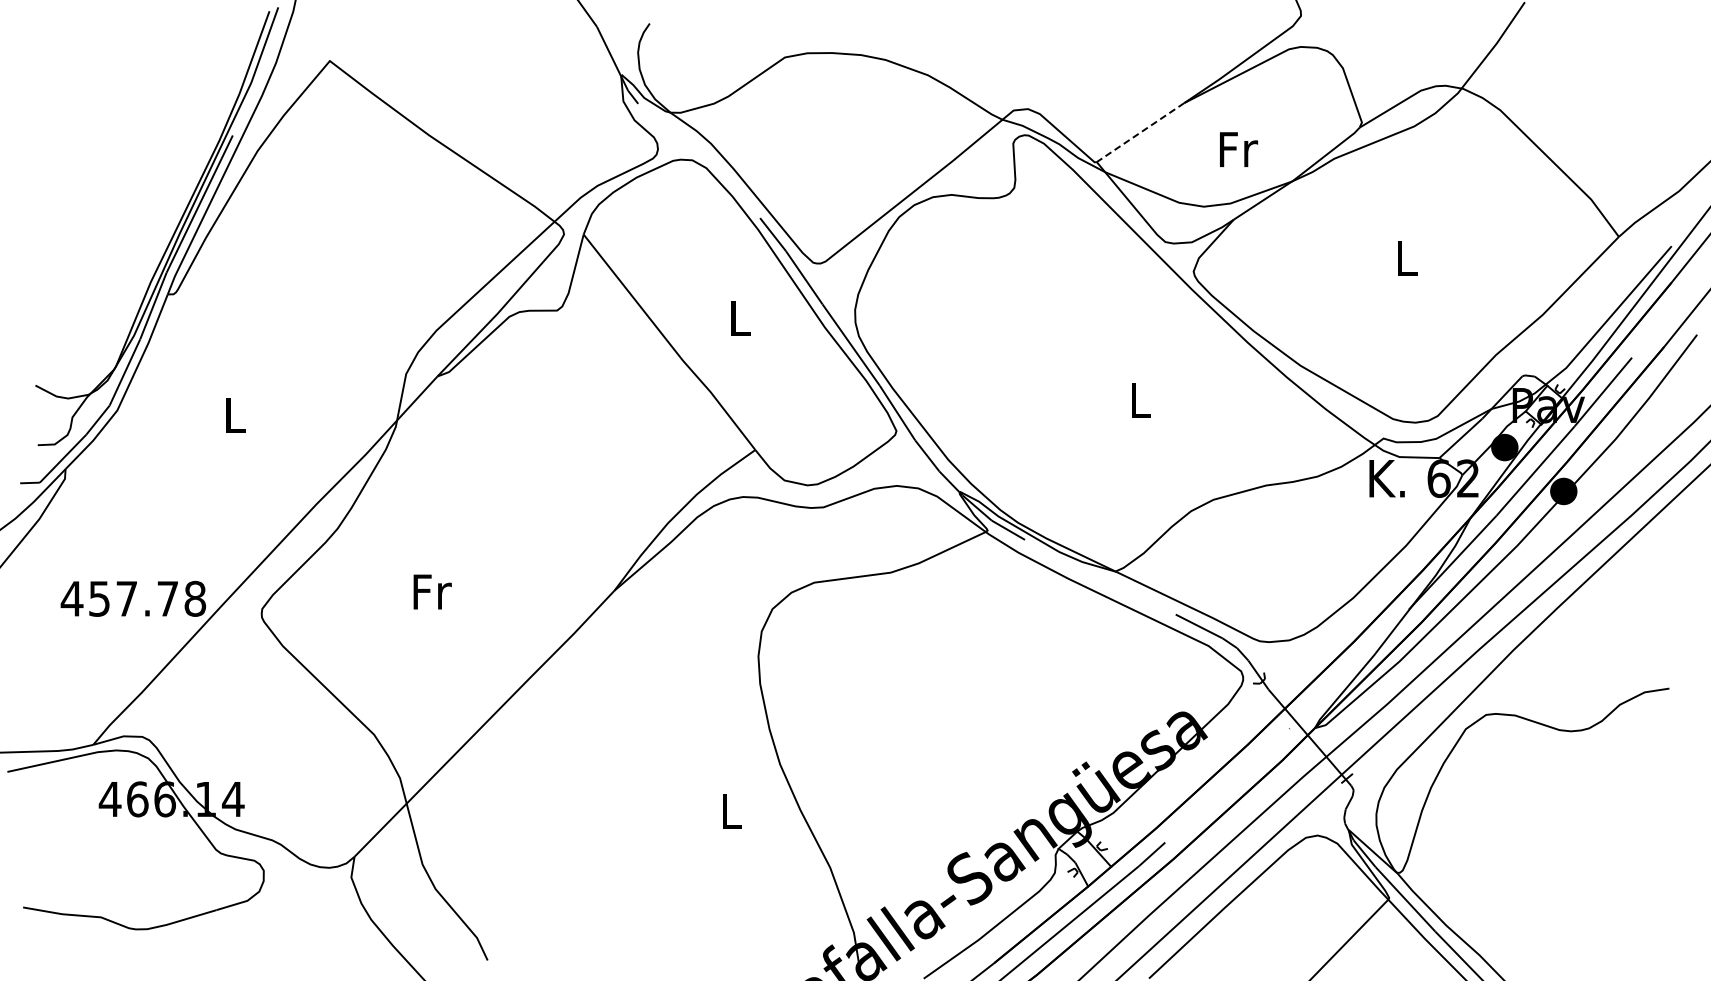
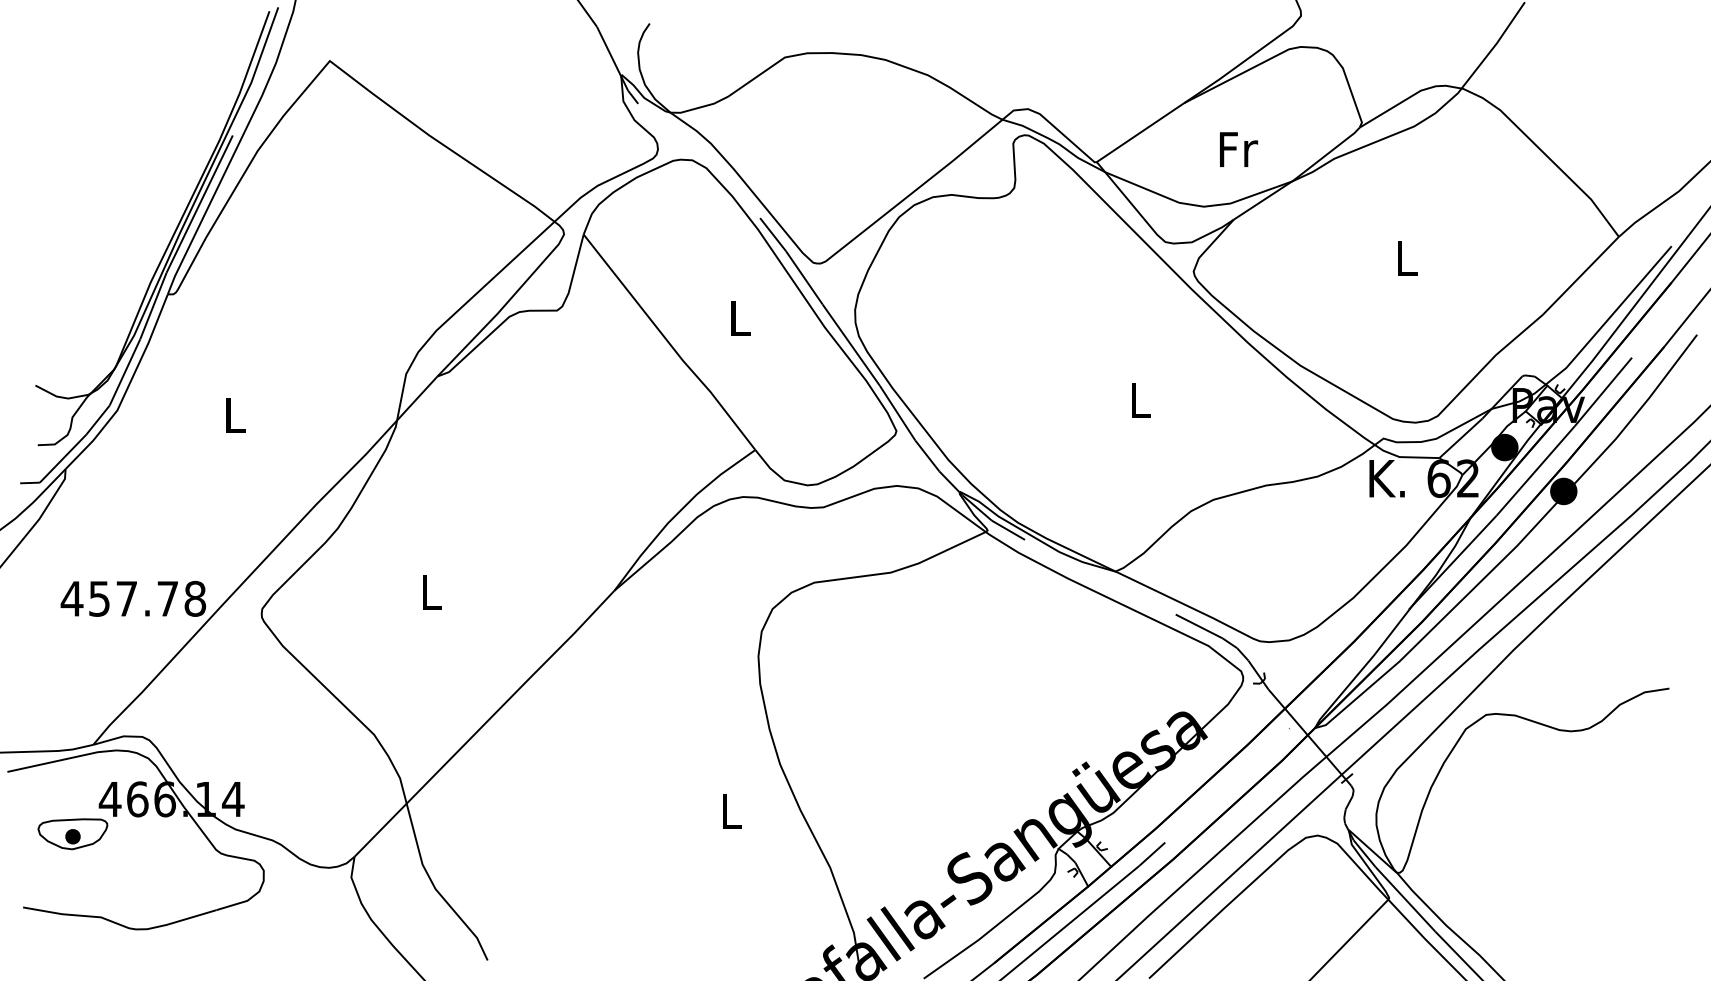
line: dashed -> solid (1140, 132)
text: Fr -> L (432, 591)
part: none -> present (72, 834)
